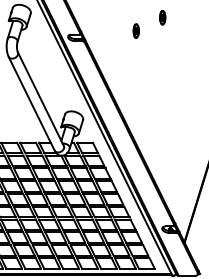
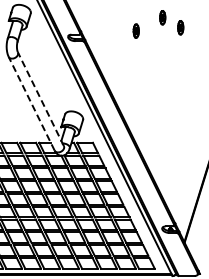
part: none -> present (180, 27)
line: solid -> dashed (40, 98)
line: solid -> dashed (31, 103)
